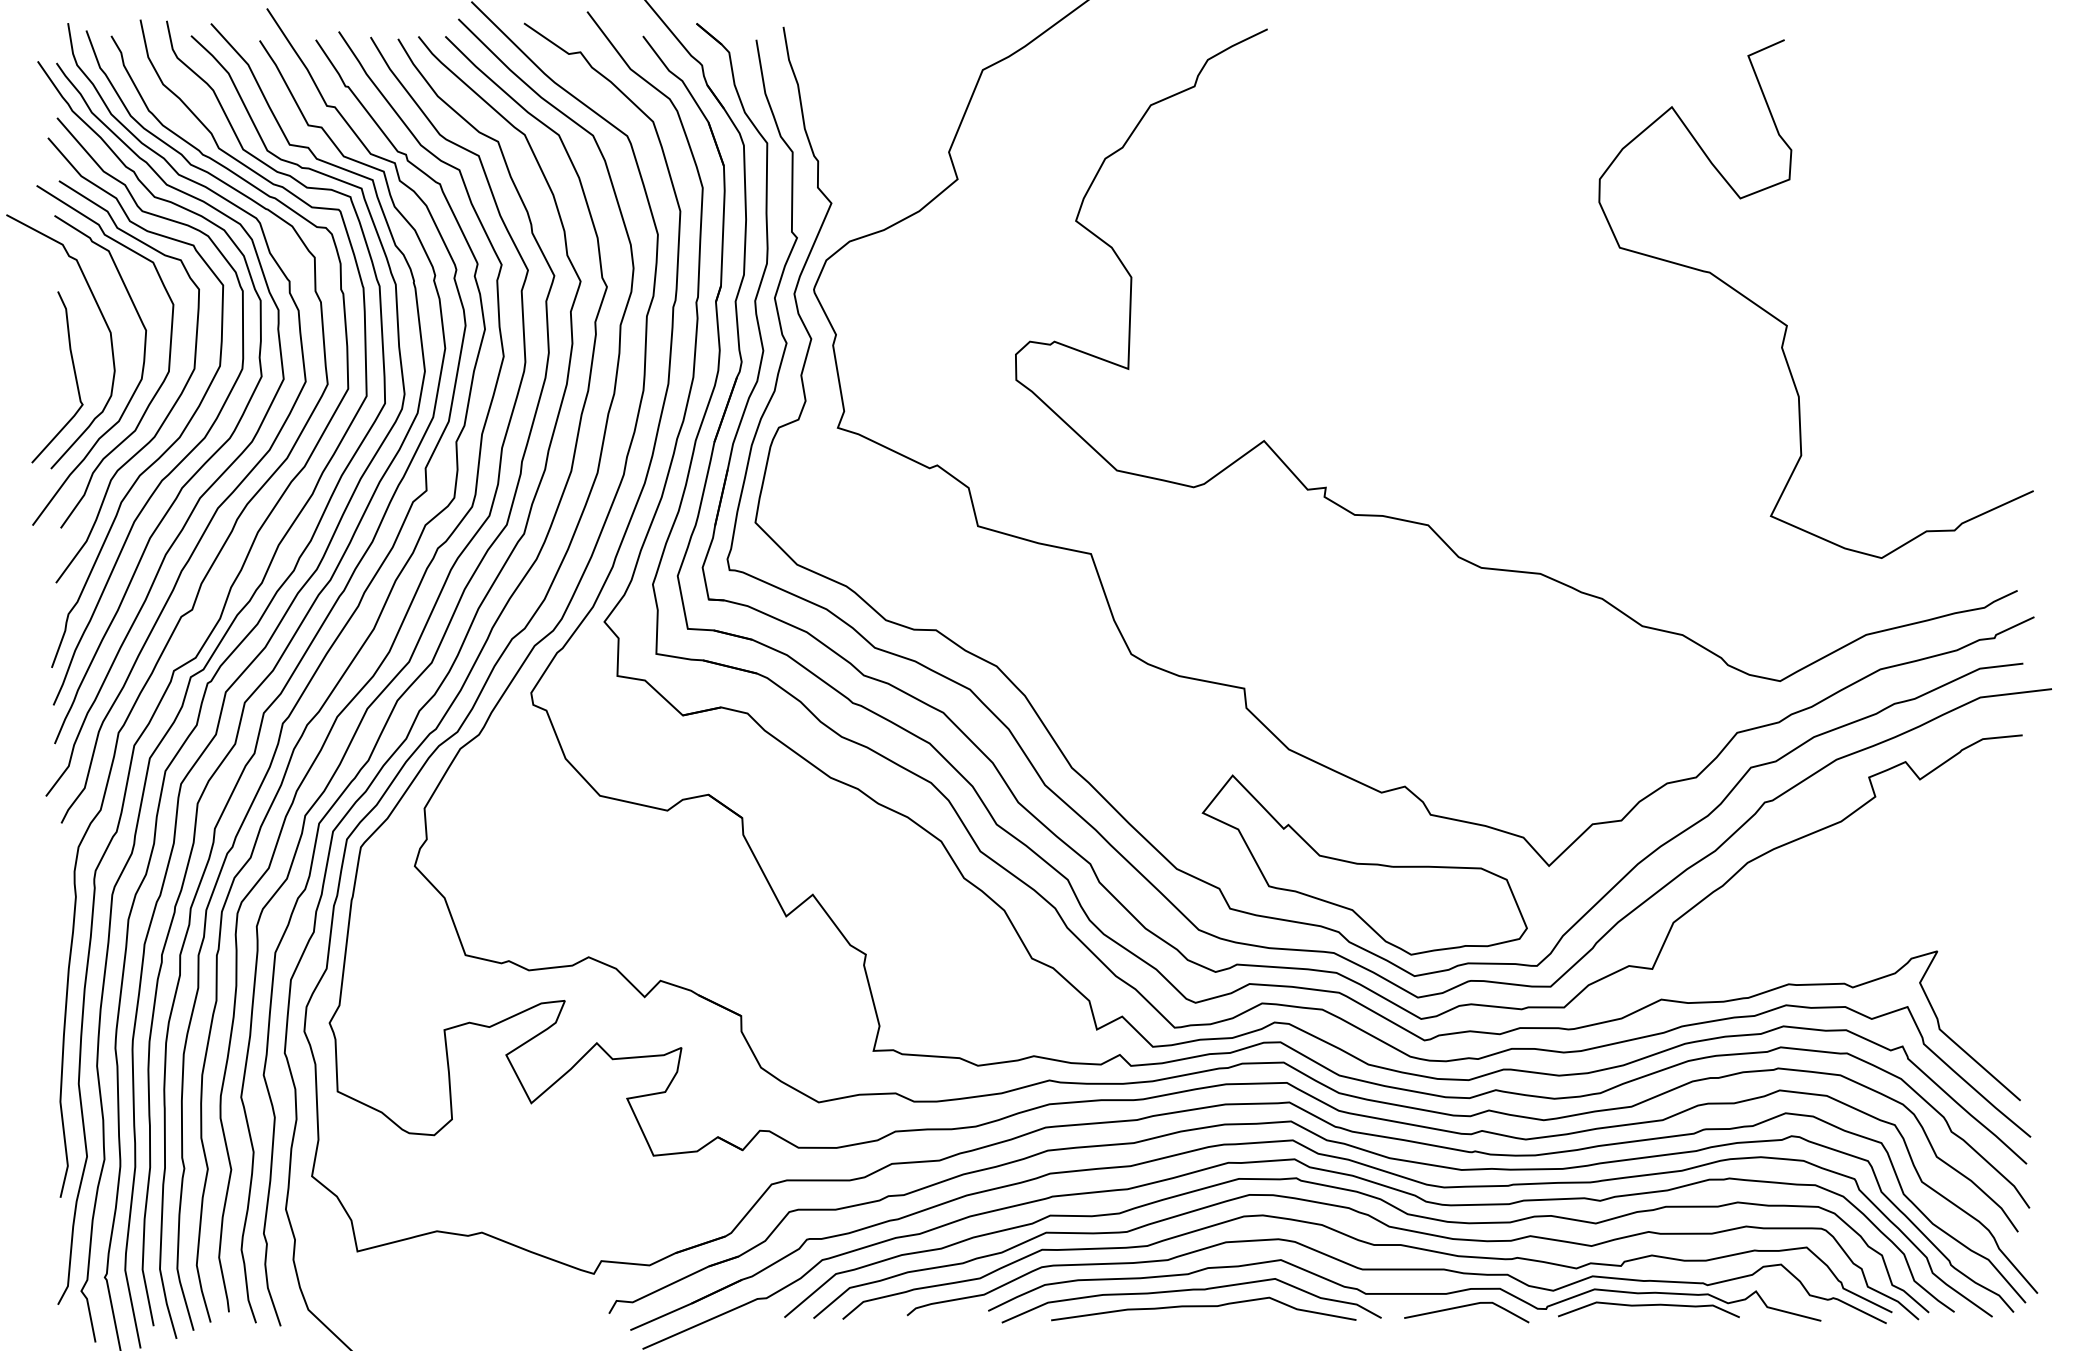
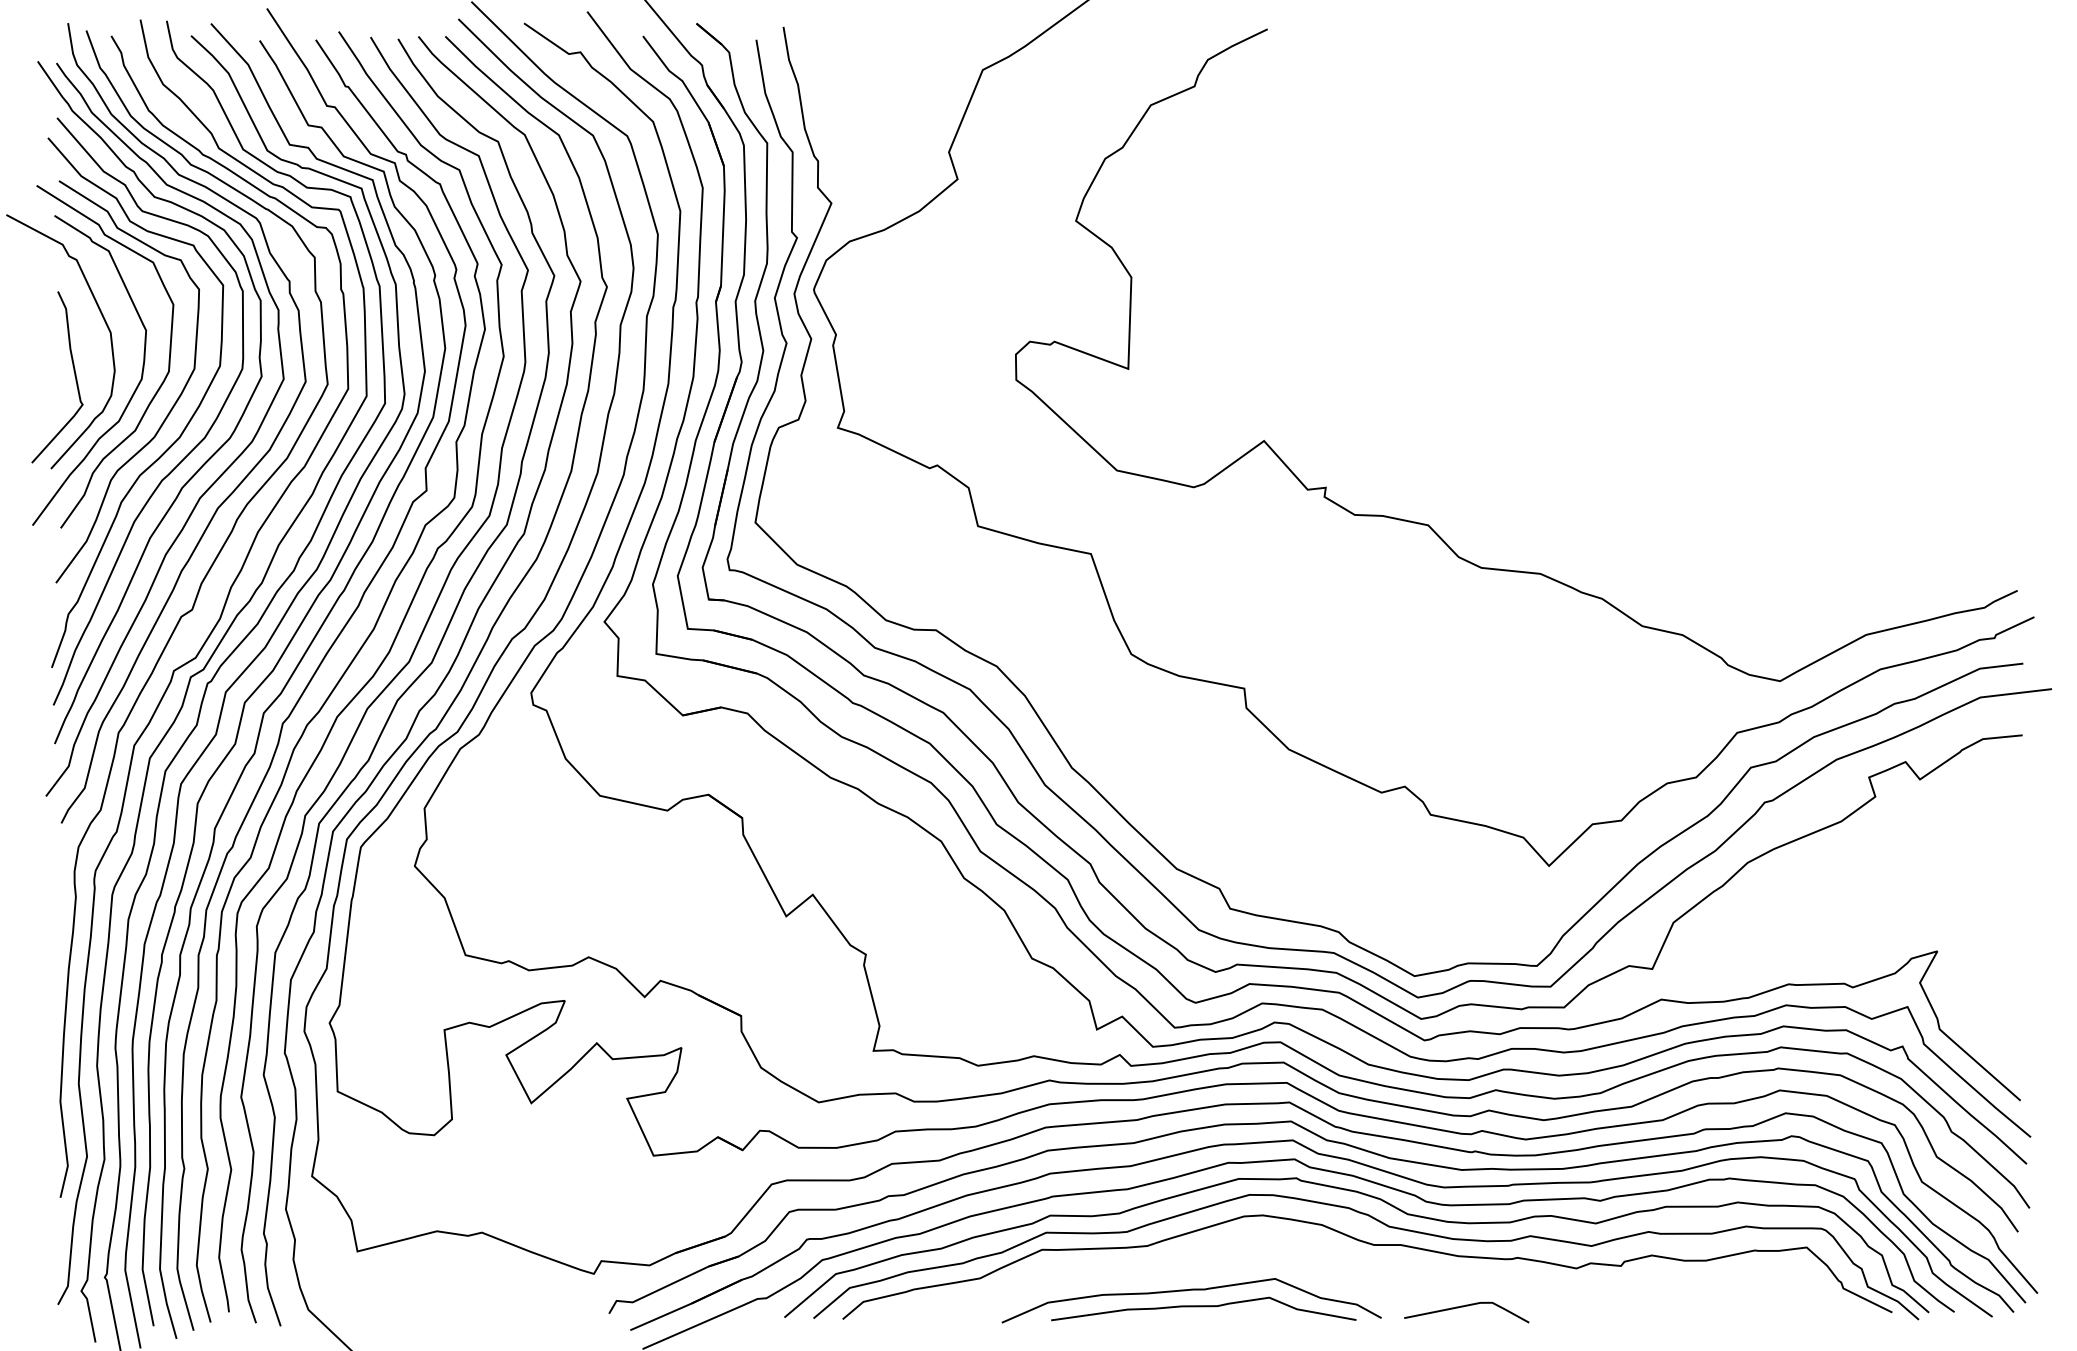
curve: present -> none (1787, 325)
part: present -> none (1364, 864)
part: present -> none (1396, 1270)
